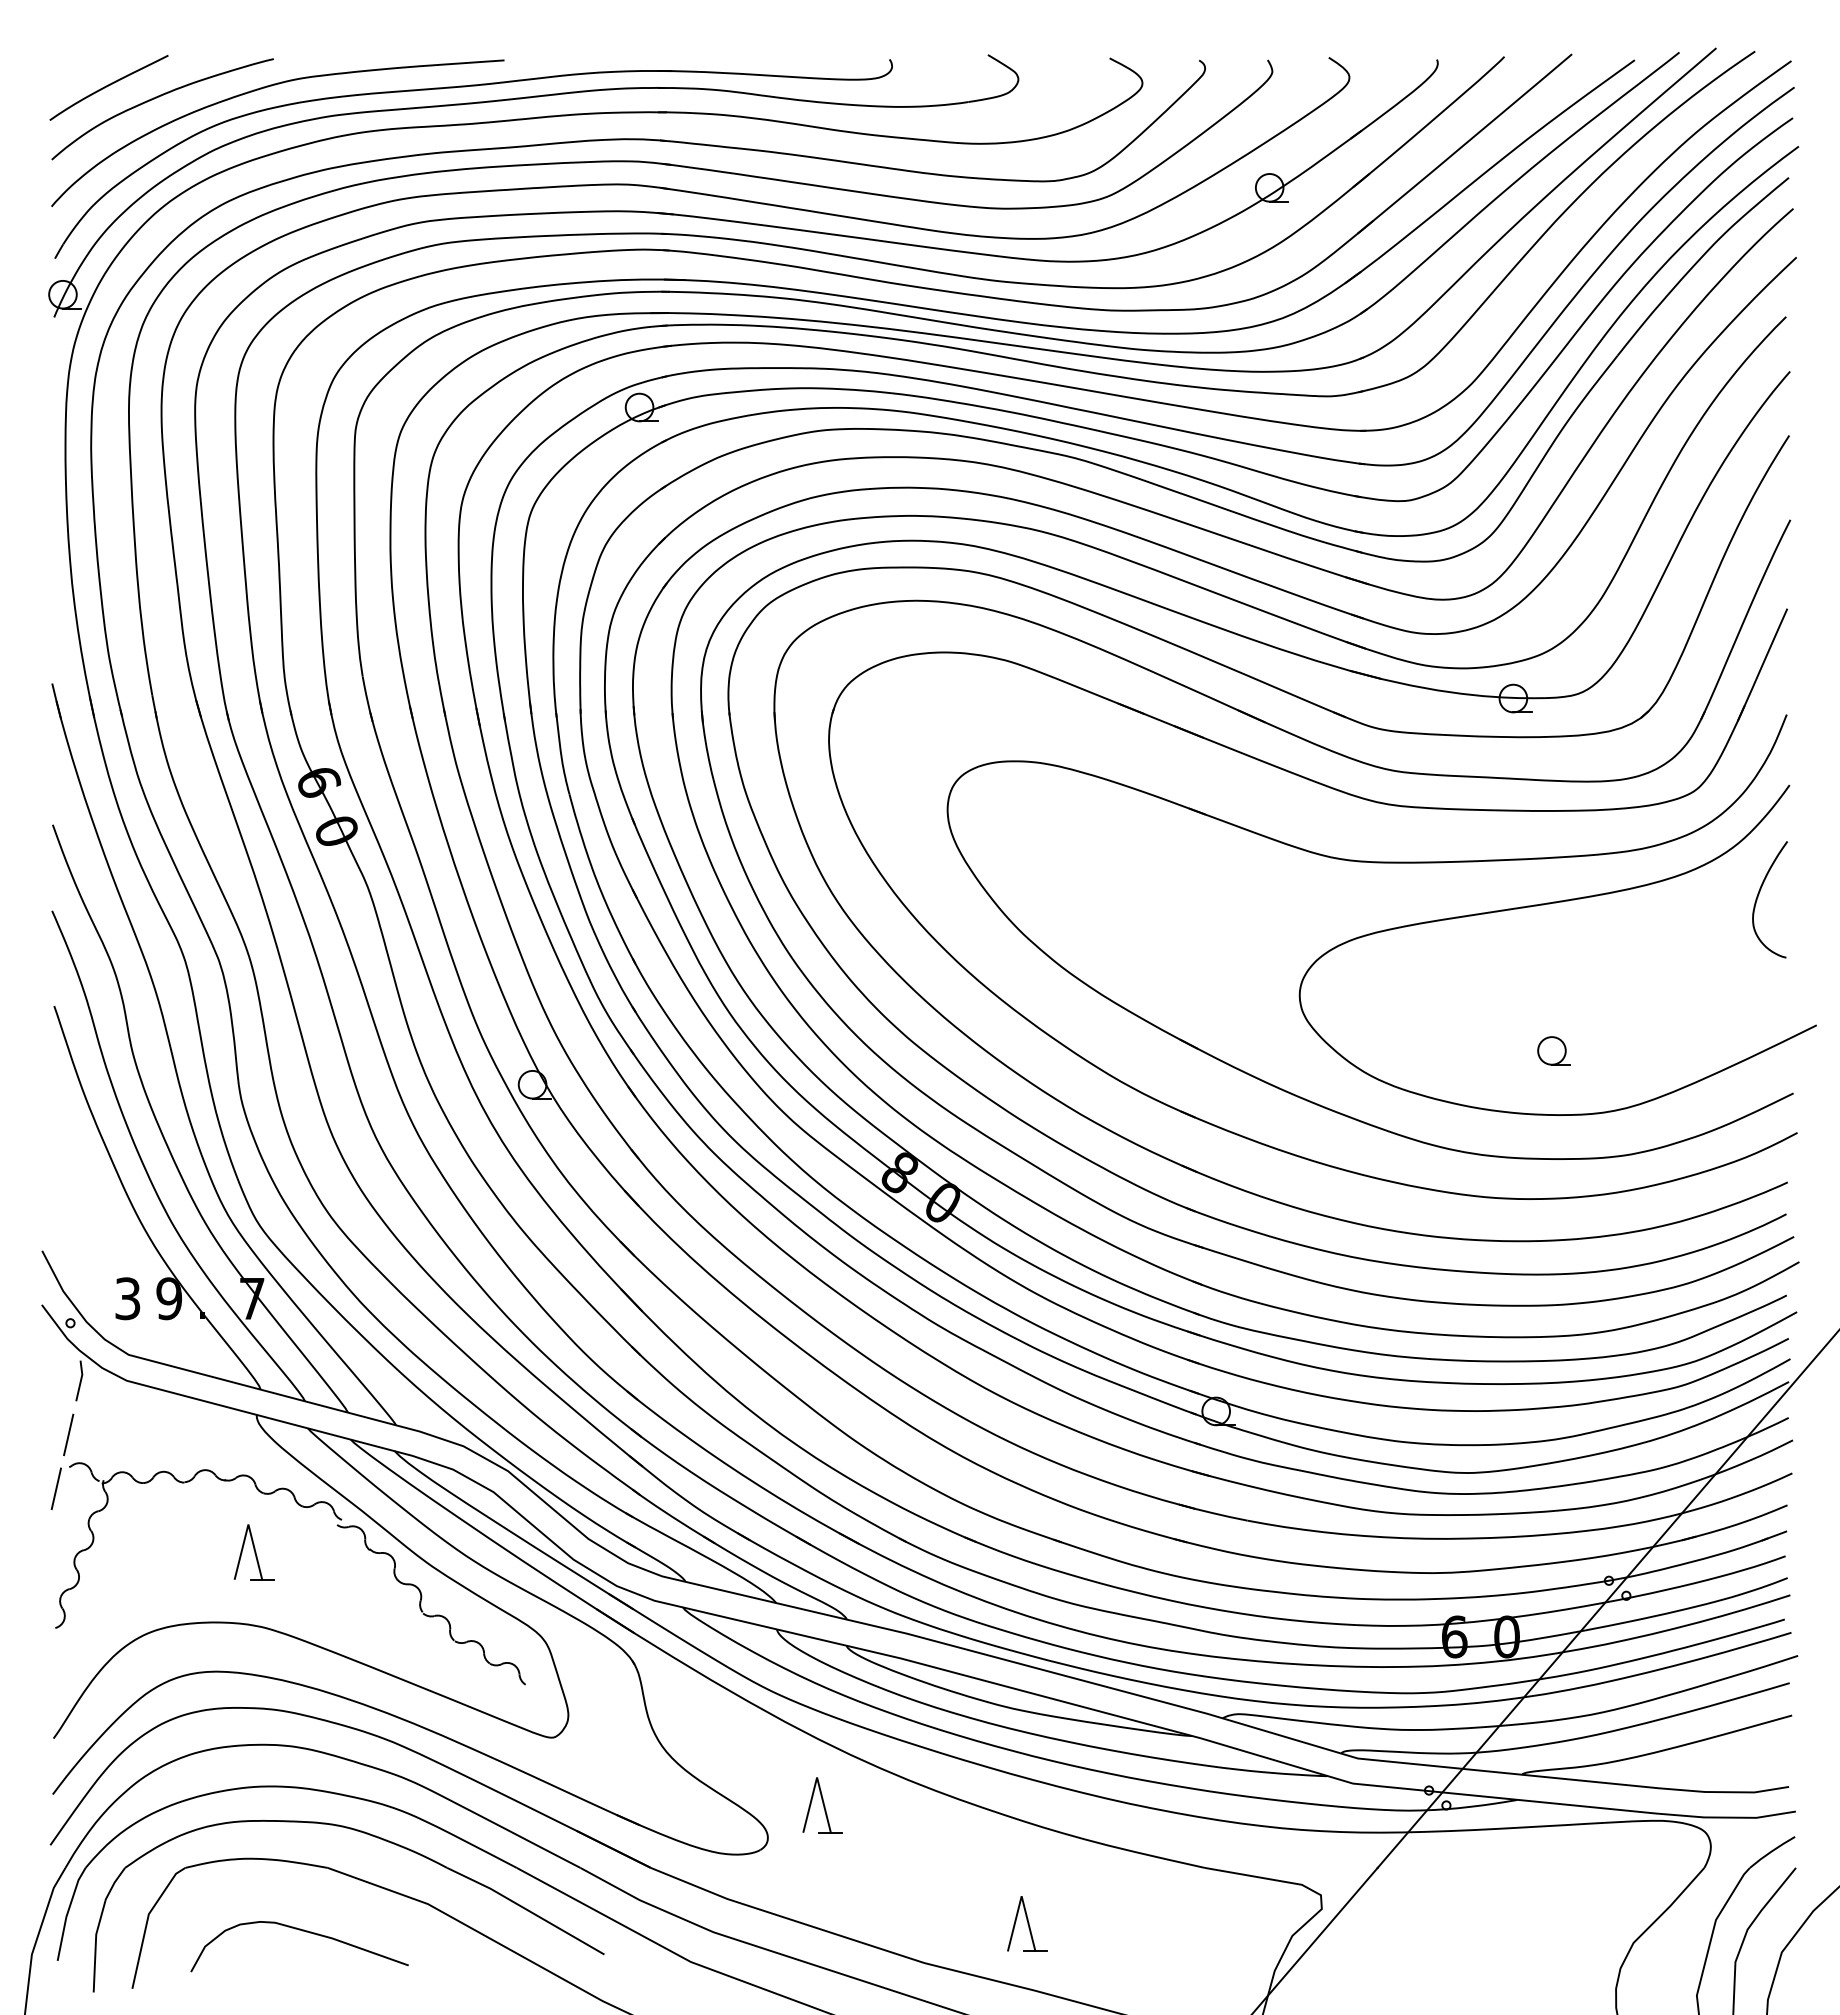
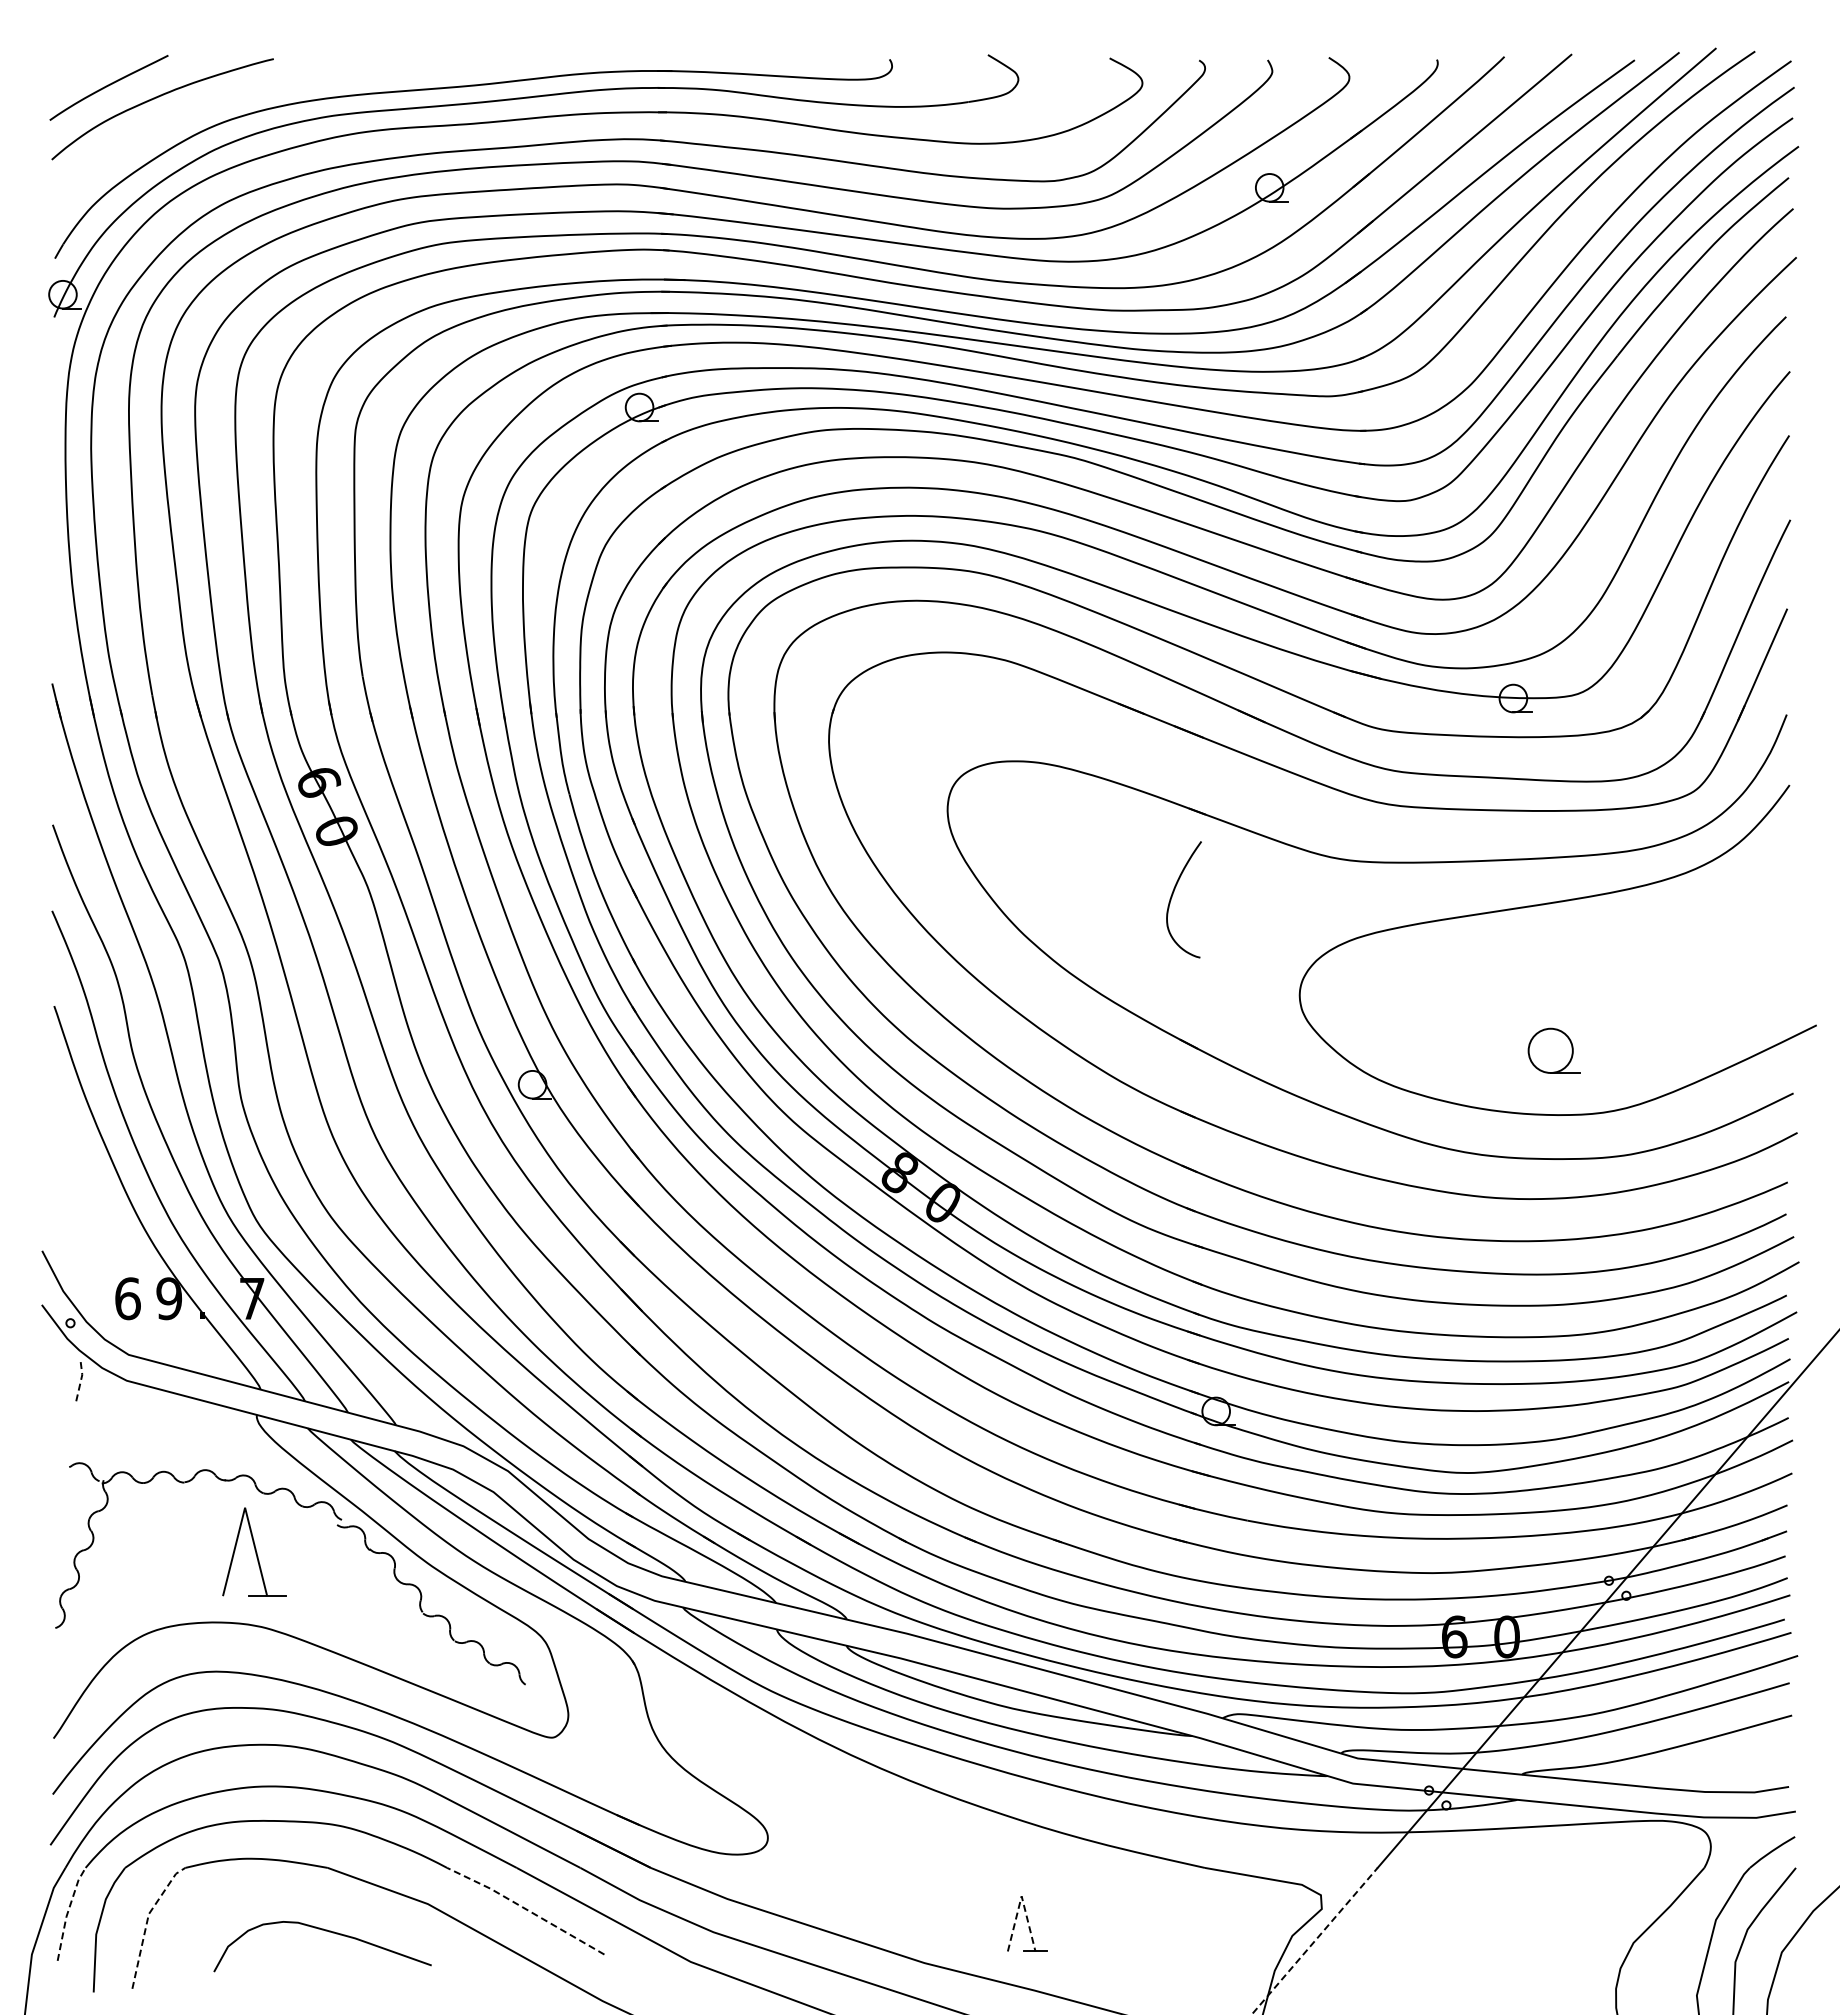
curve: present -> none (265, 88)
curve position: (1759, 894) -> (1173, 894) (1173, 894)
part size: 34x30 px -> 54x47 px (1553, 1050)
text: 3 -> 6 (127, 1298)
line: solid -> dashed (81, 1380)
line: present -> none (68, 1434)
line: present -> none (55, 1488)
part size: 42x57 px -> 65x90 px (254, 1551)
part: present -> none (822, 1805)
line: solid -> dashed (1021, 1896)
line: solid -> dashed (525, 1909)
line: solid -> dashed (67, 1912)
line: solid -> dashed (147, 1921)
curve position: (302, 1931) -> (325, 1931) (325, 1931)
line: solid -> dashed (1315, 1940)
